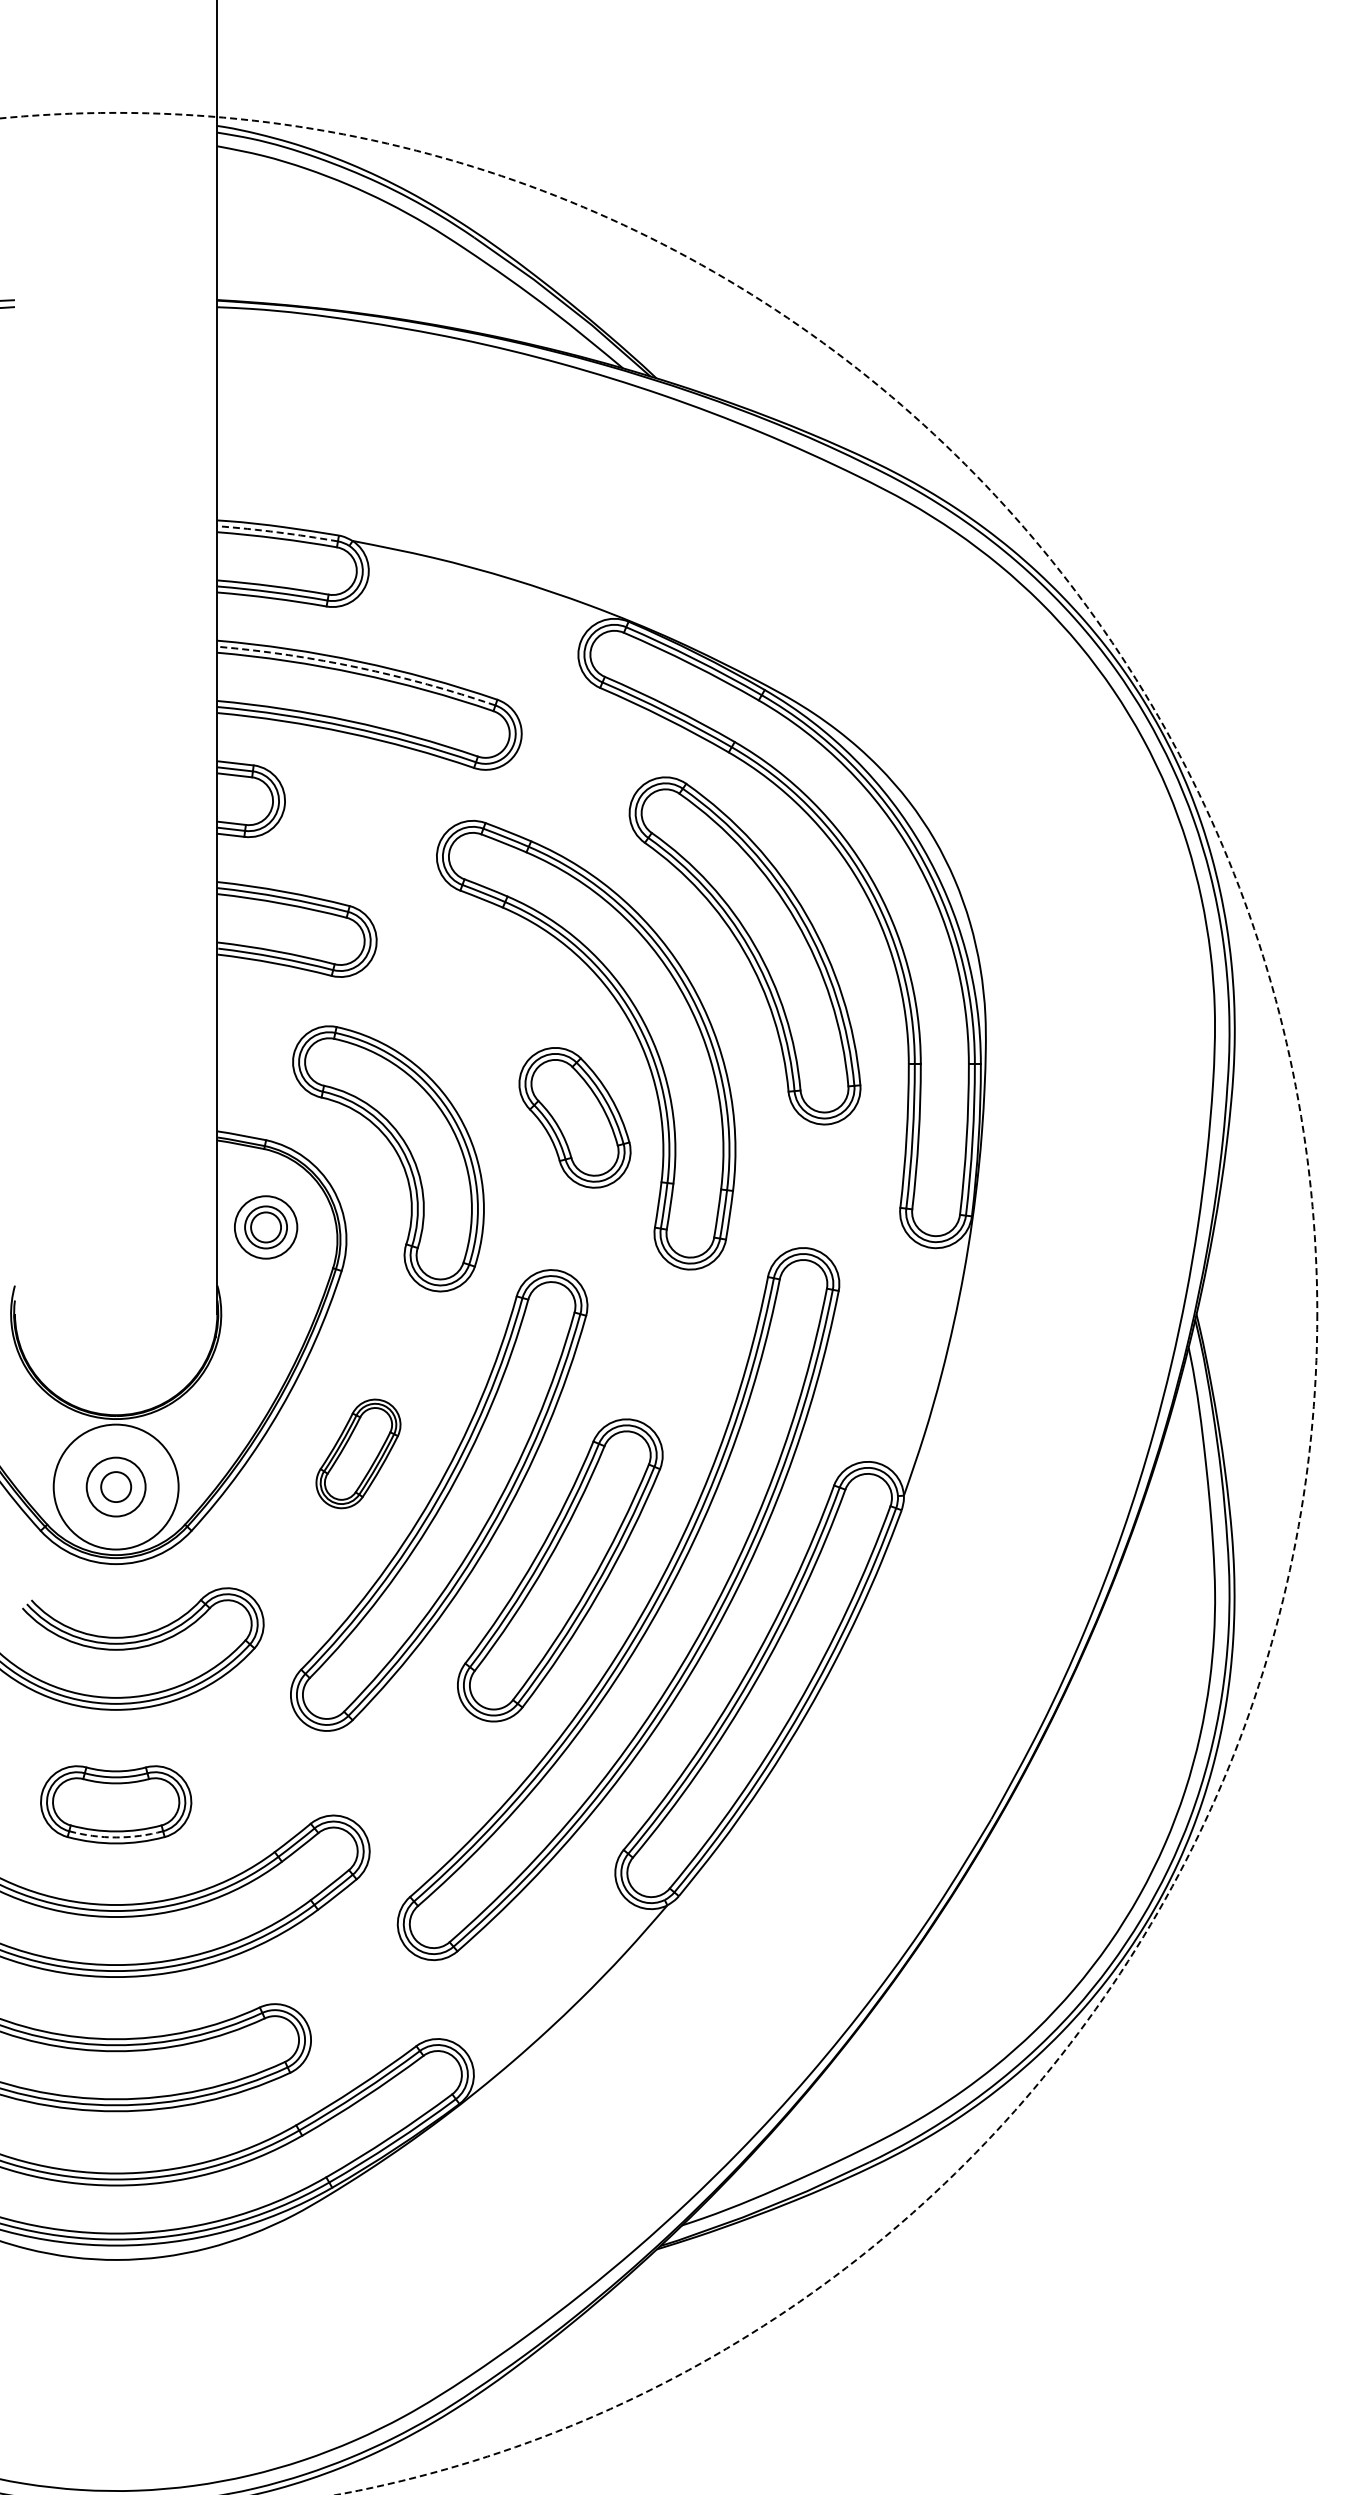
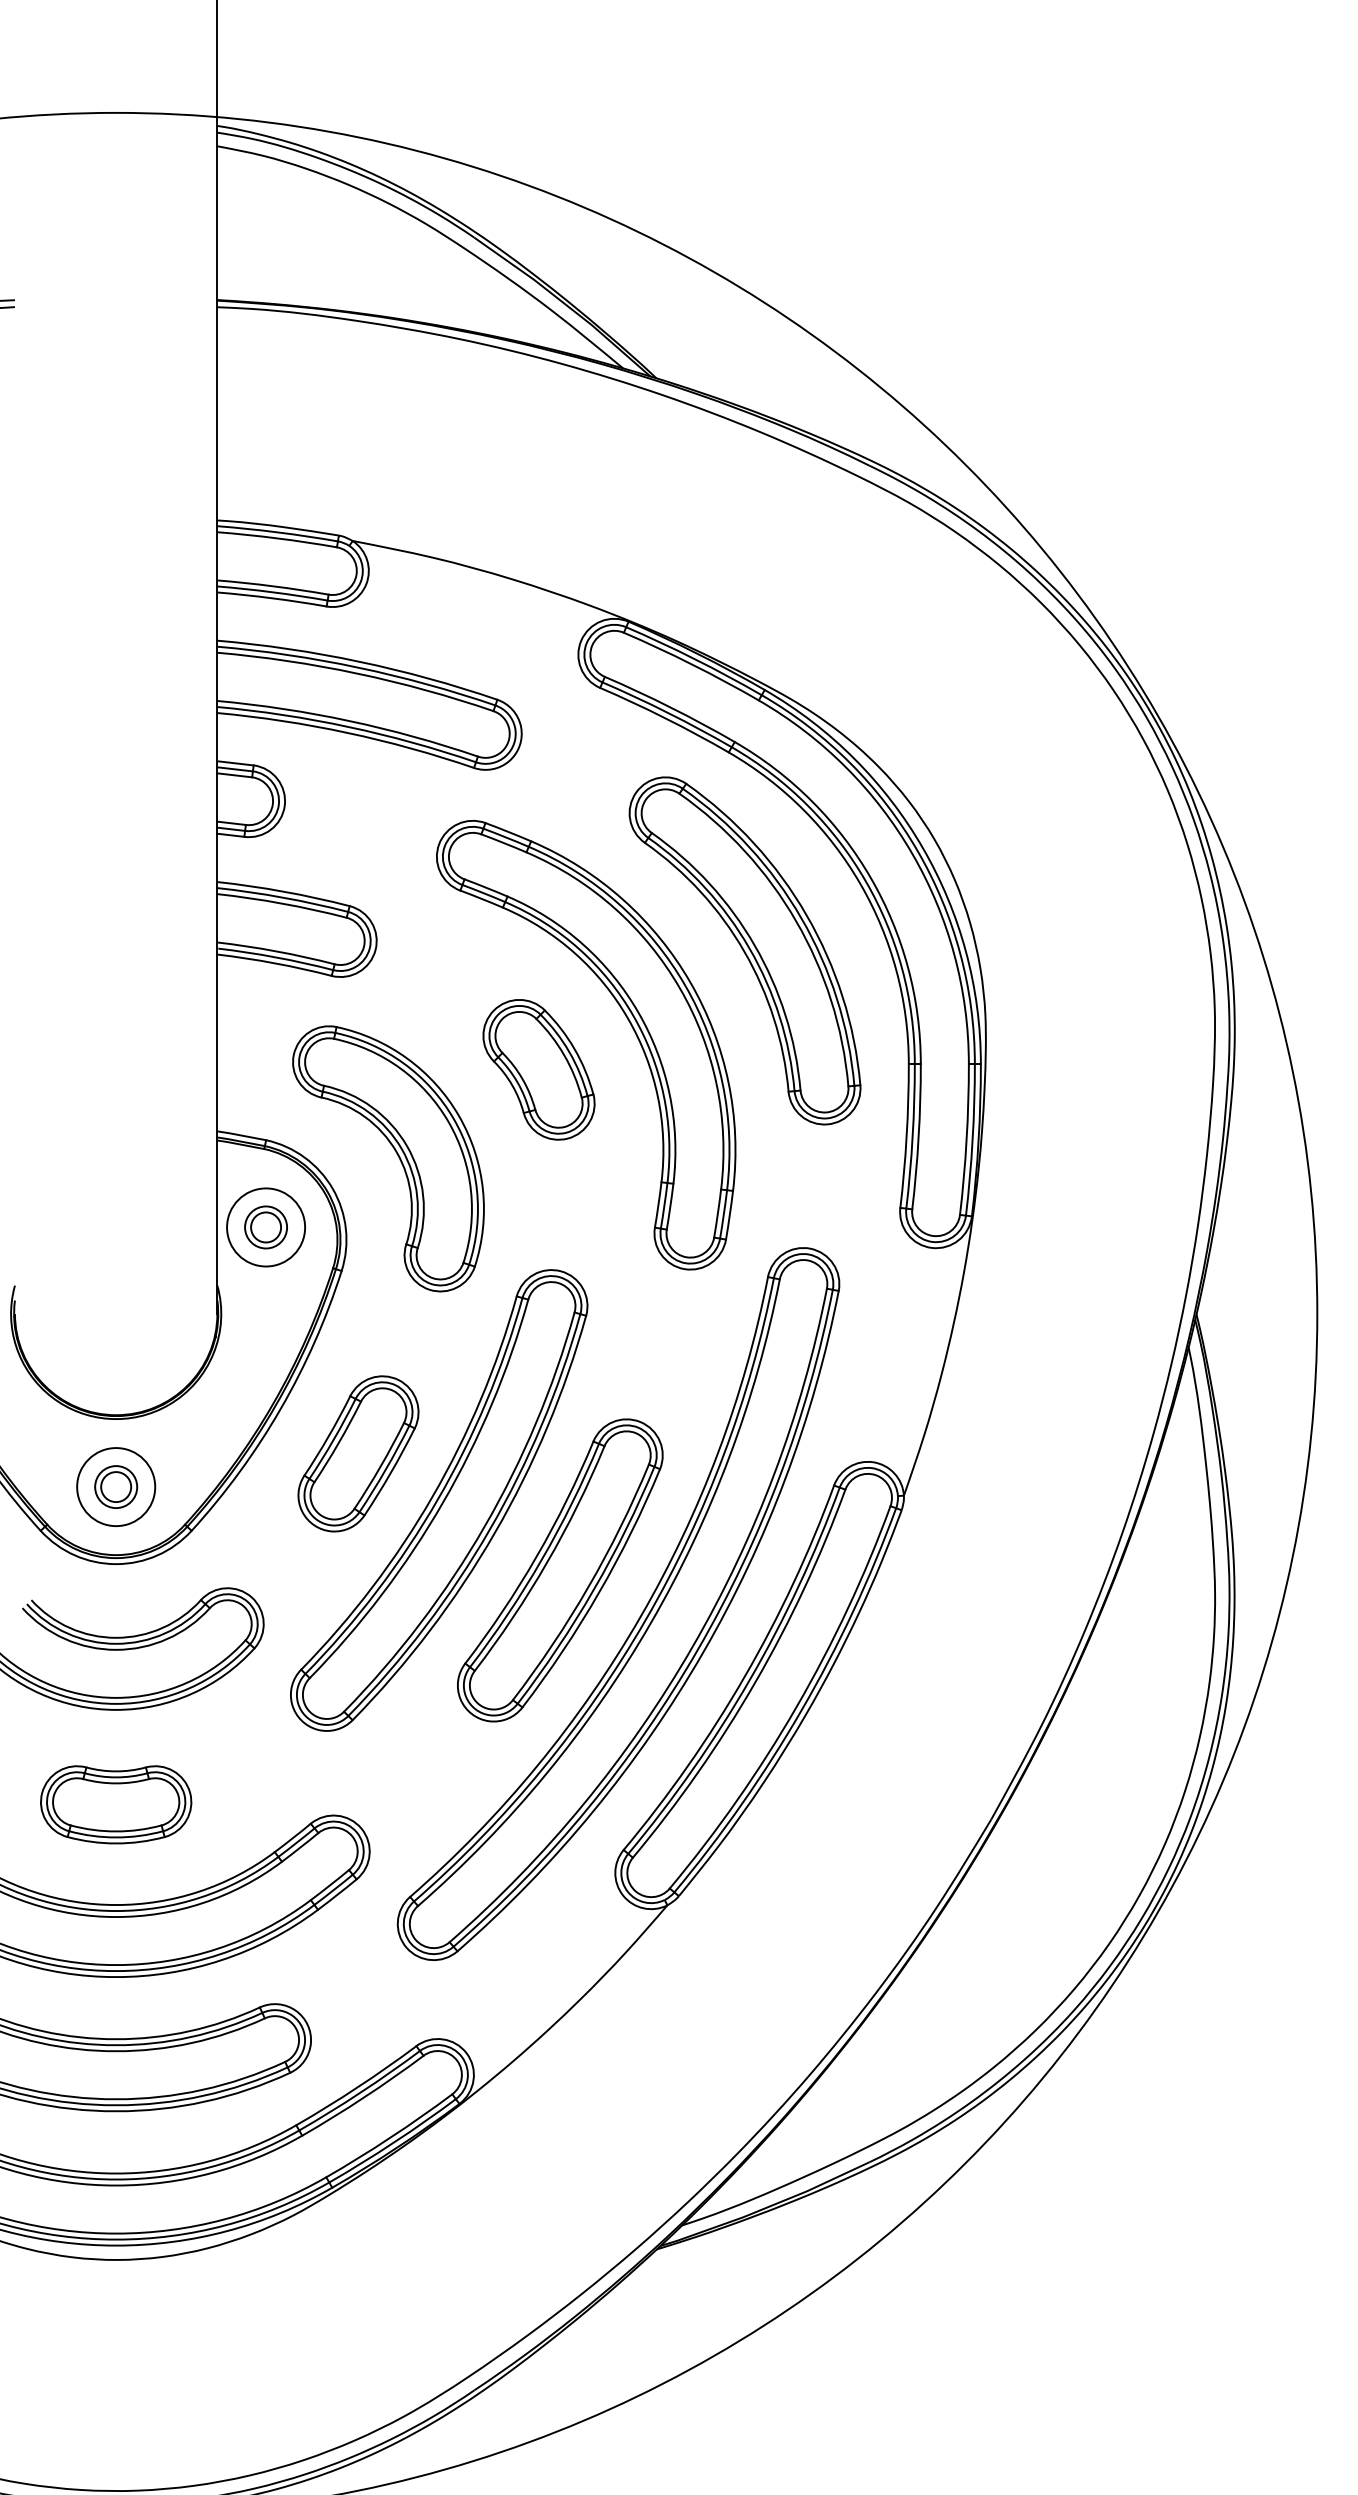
arc: dashed -> solid (277, 532)
arc: dashed -> solid (358, 667)
part position: (574, 1117) -> (538, 1069) (538, 1069)
circle diameter: 62 px -> 78 px (266, 1227)
circle: dashed -> solid (658, 1303)
part size: 87x112 px -> 123x158 px (358, 1453)
circle diameter: 125 px -> 78 px (116, 1487)
circle diameter: 59 px -> 42 px (116, 1487)
arc: dashed -> solid (116, 1837)
